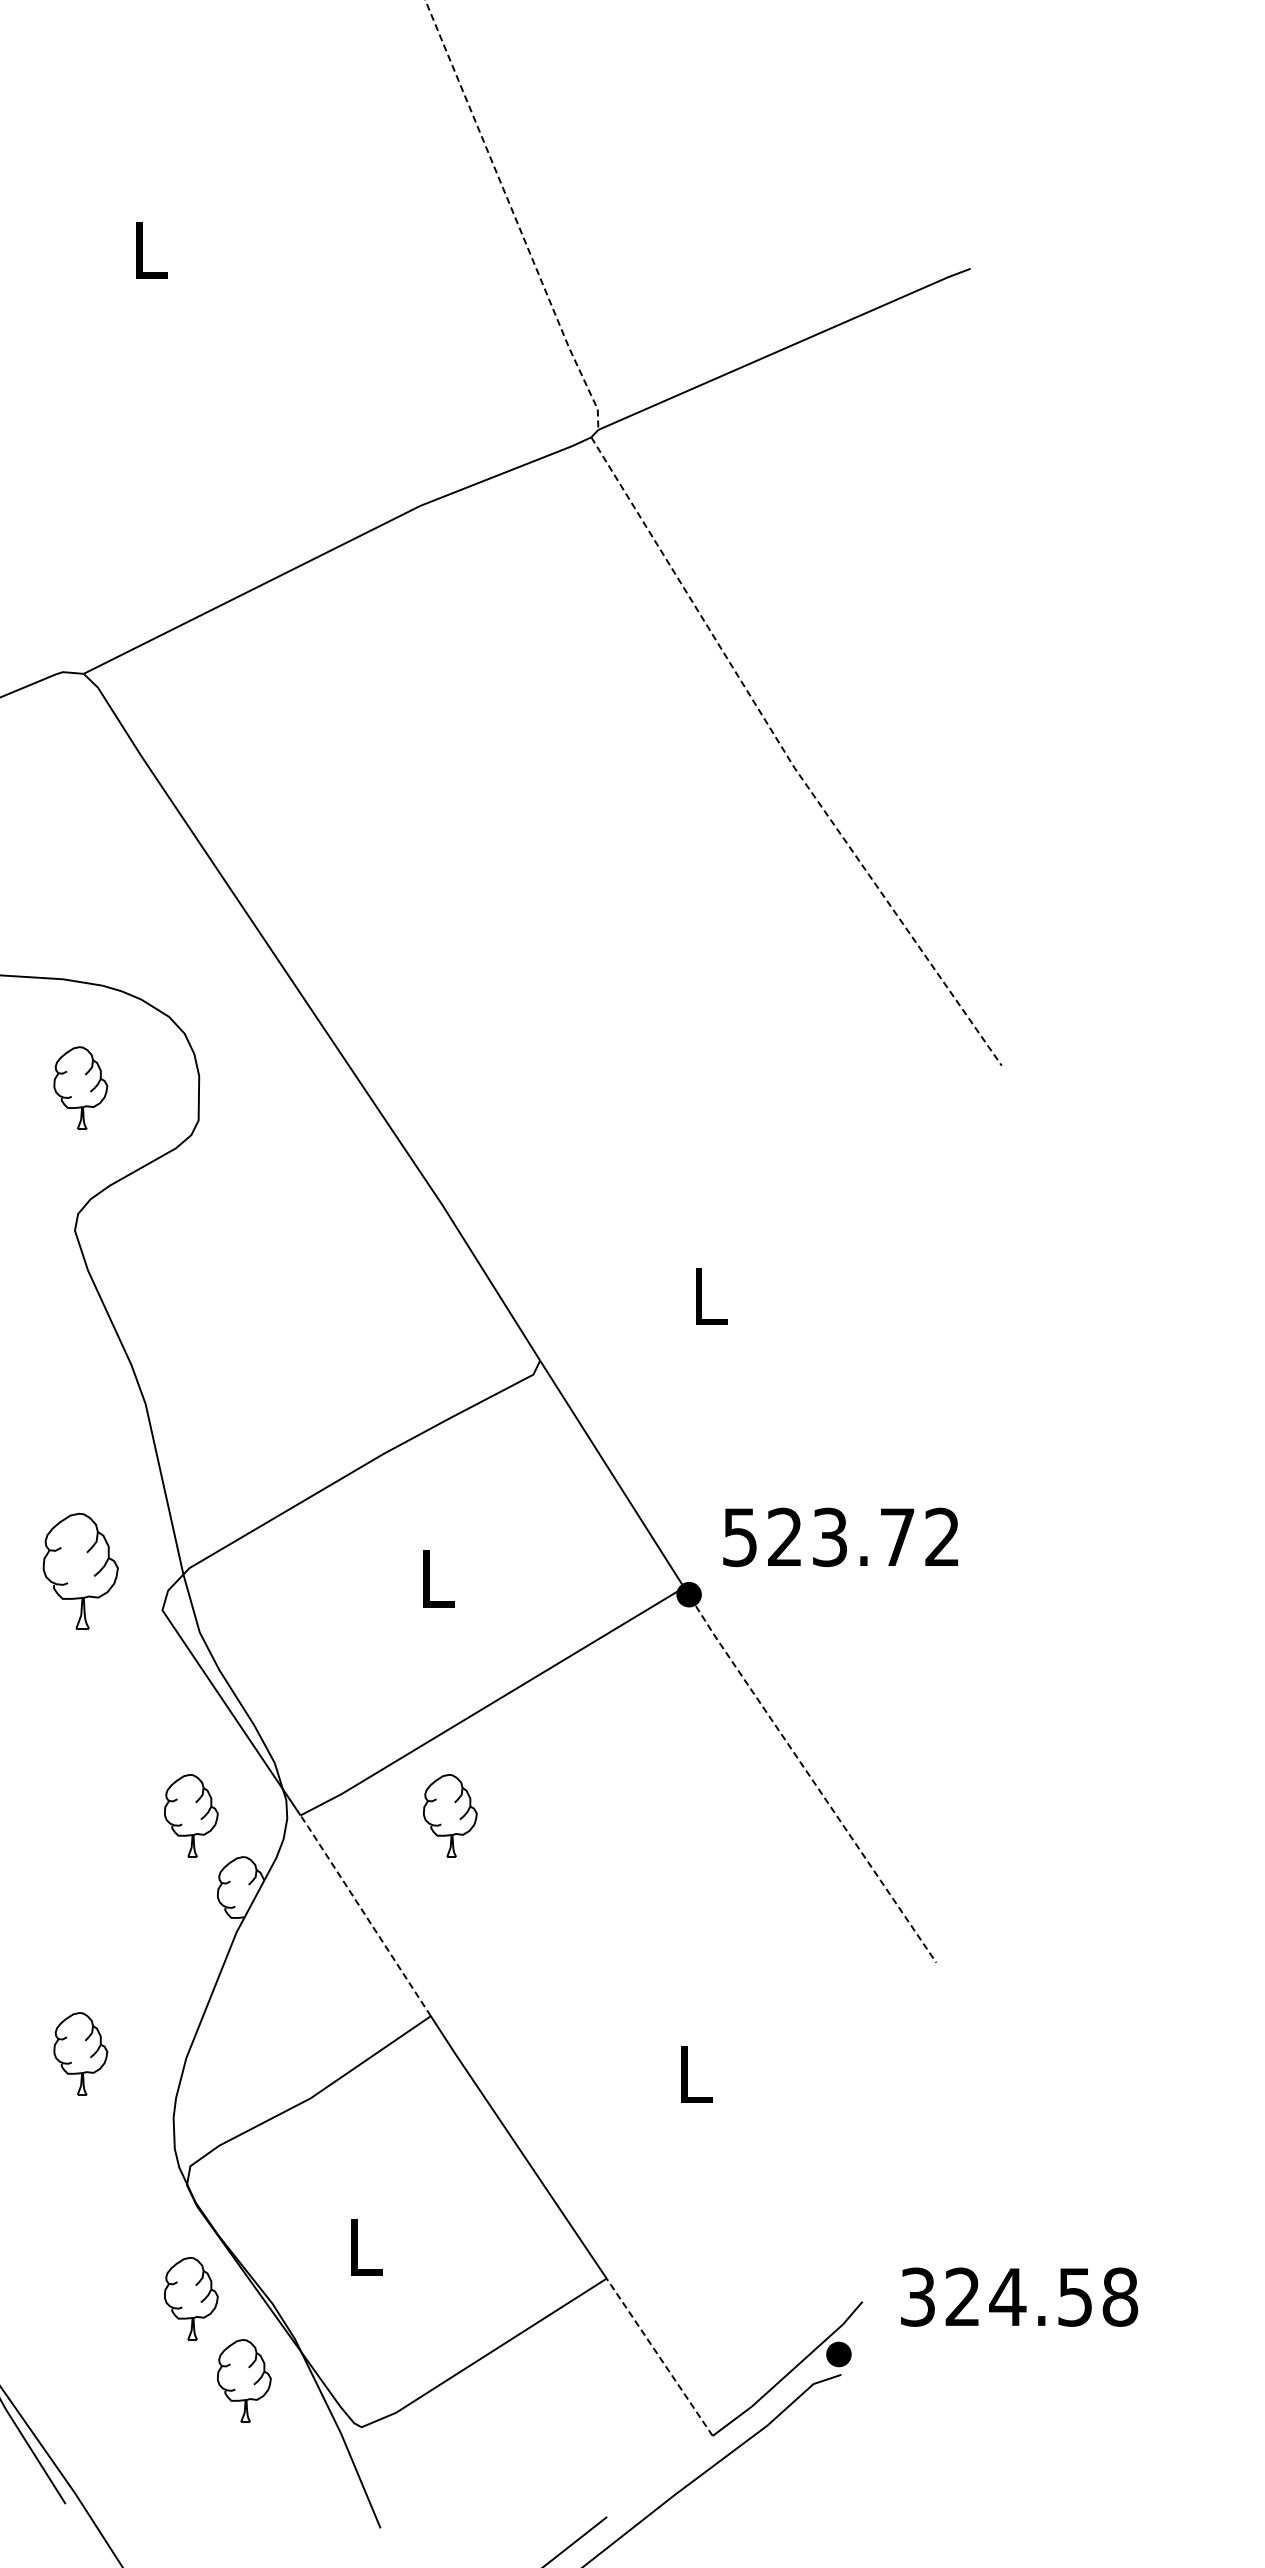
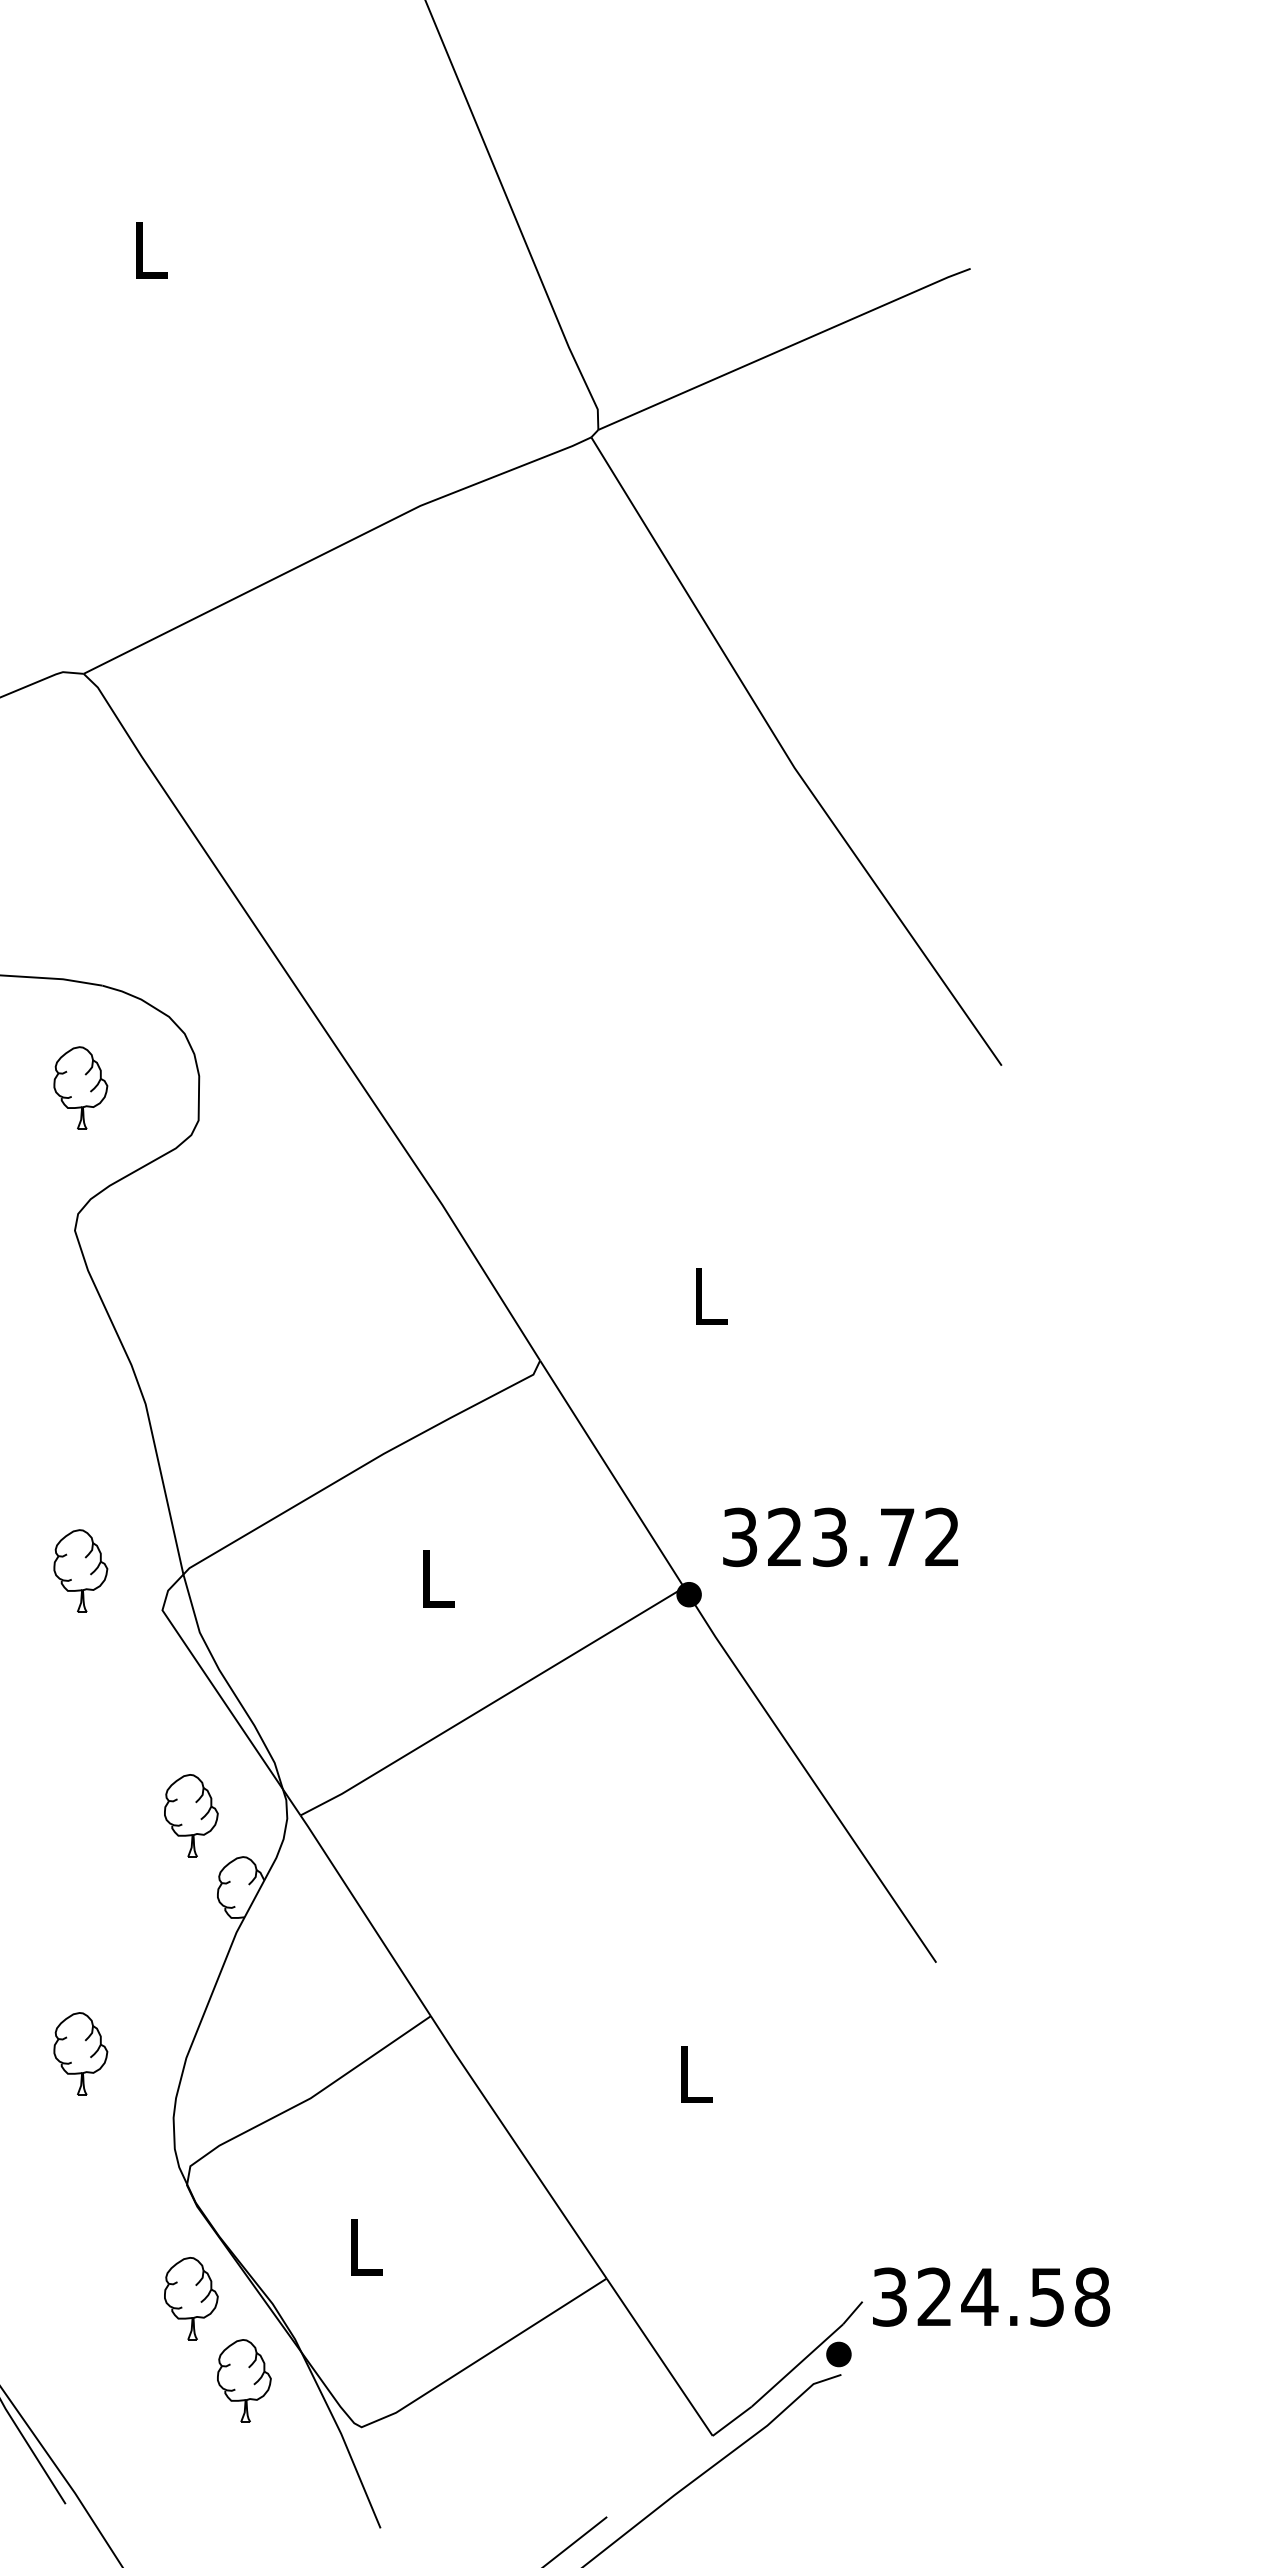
line: dashed -> solid (514, 216)
line: dashed -> solid (788, 757)
text: 523.72 -> 323.72 (740, 1536)
part size: 77x118 px -> 56x84 px (80, 1570)
line: dashed -> solid (809, 1775)
part: present -> none (450, 1815)
line: dashed -> solid (365, 1914)
text position: (1019, 2296) -> (991, 2296) (991, 2296)
line: dashed -> solid (659, 2357)
